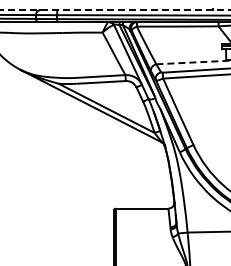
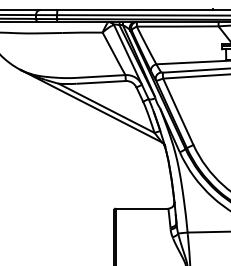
line: dashed -> solid (115, 9)
line: dashed -> solid (193, 62)
